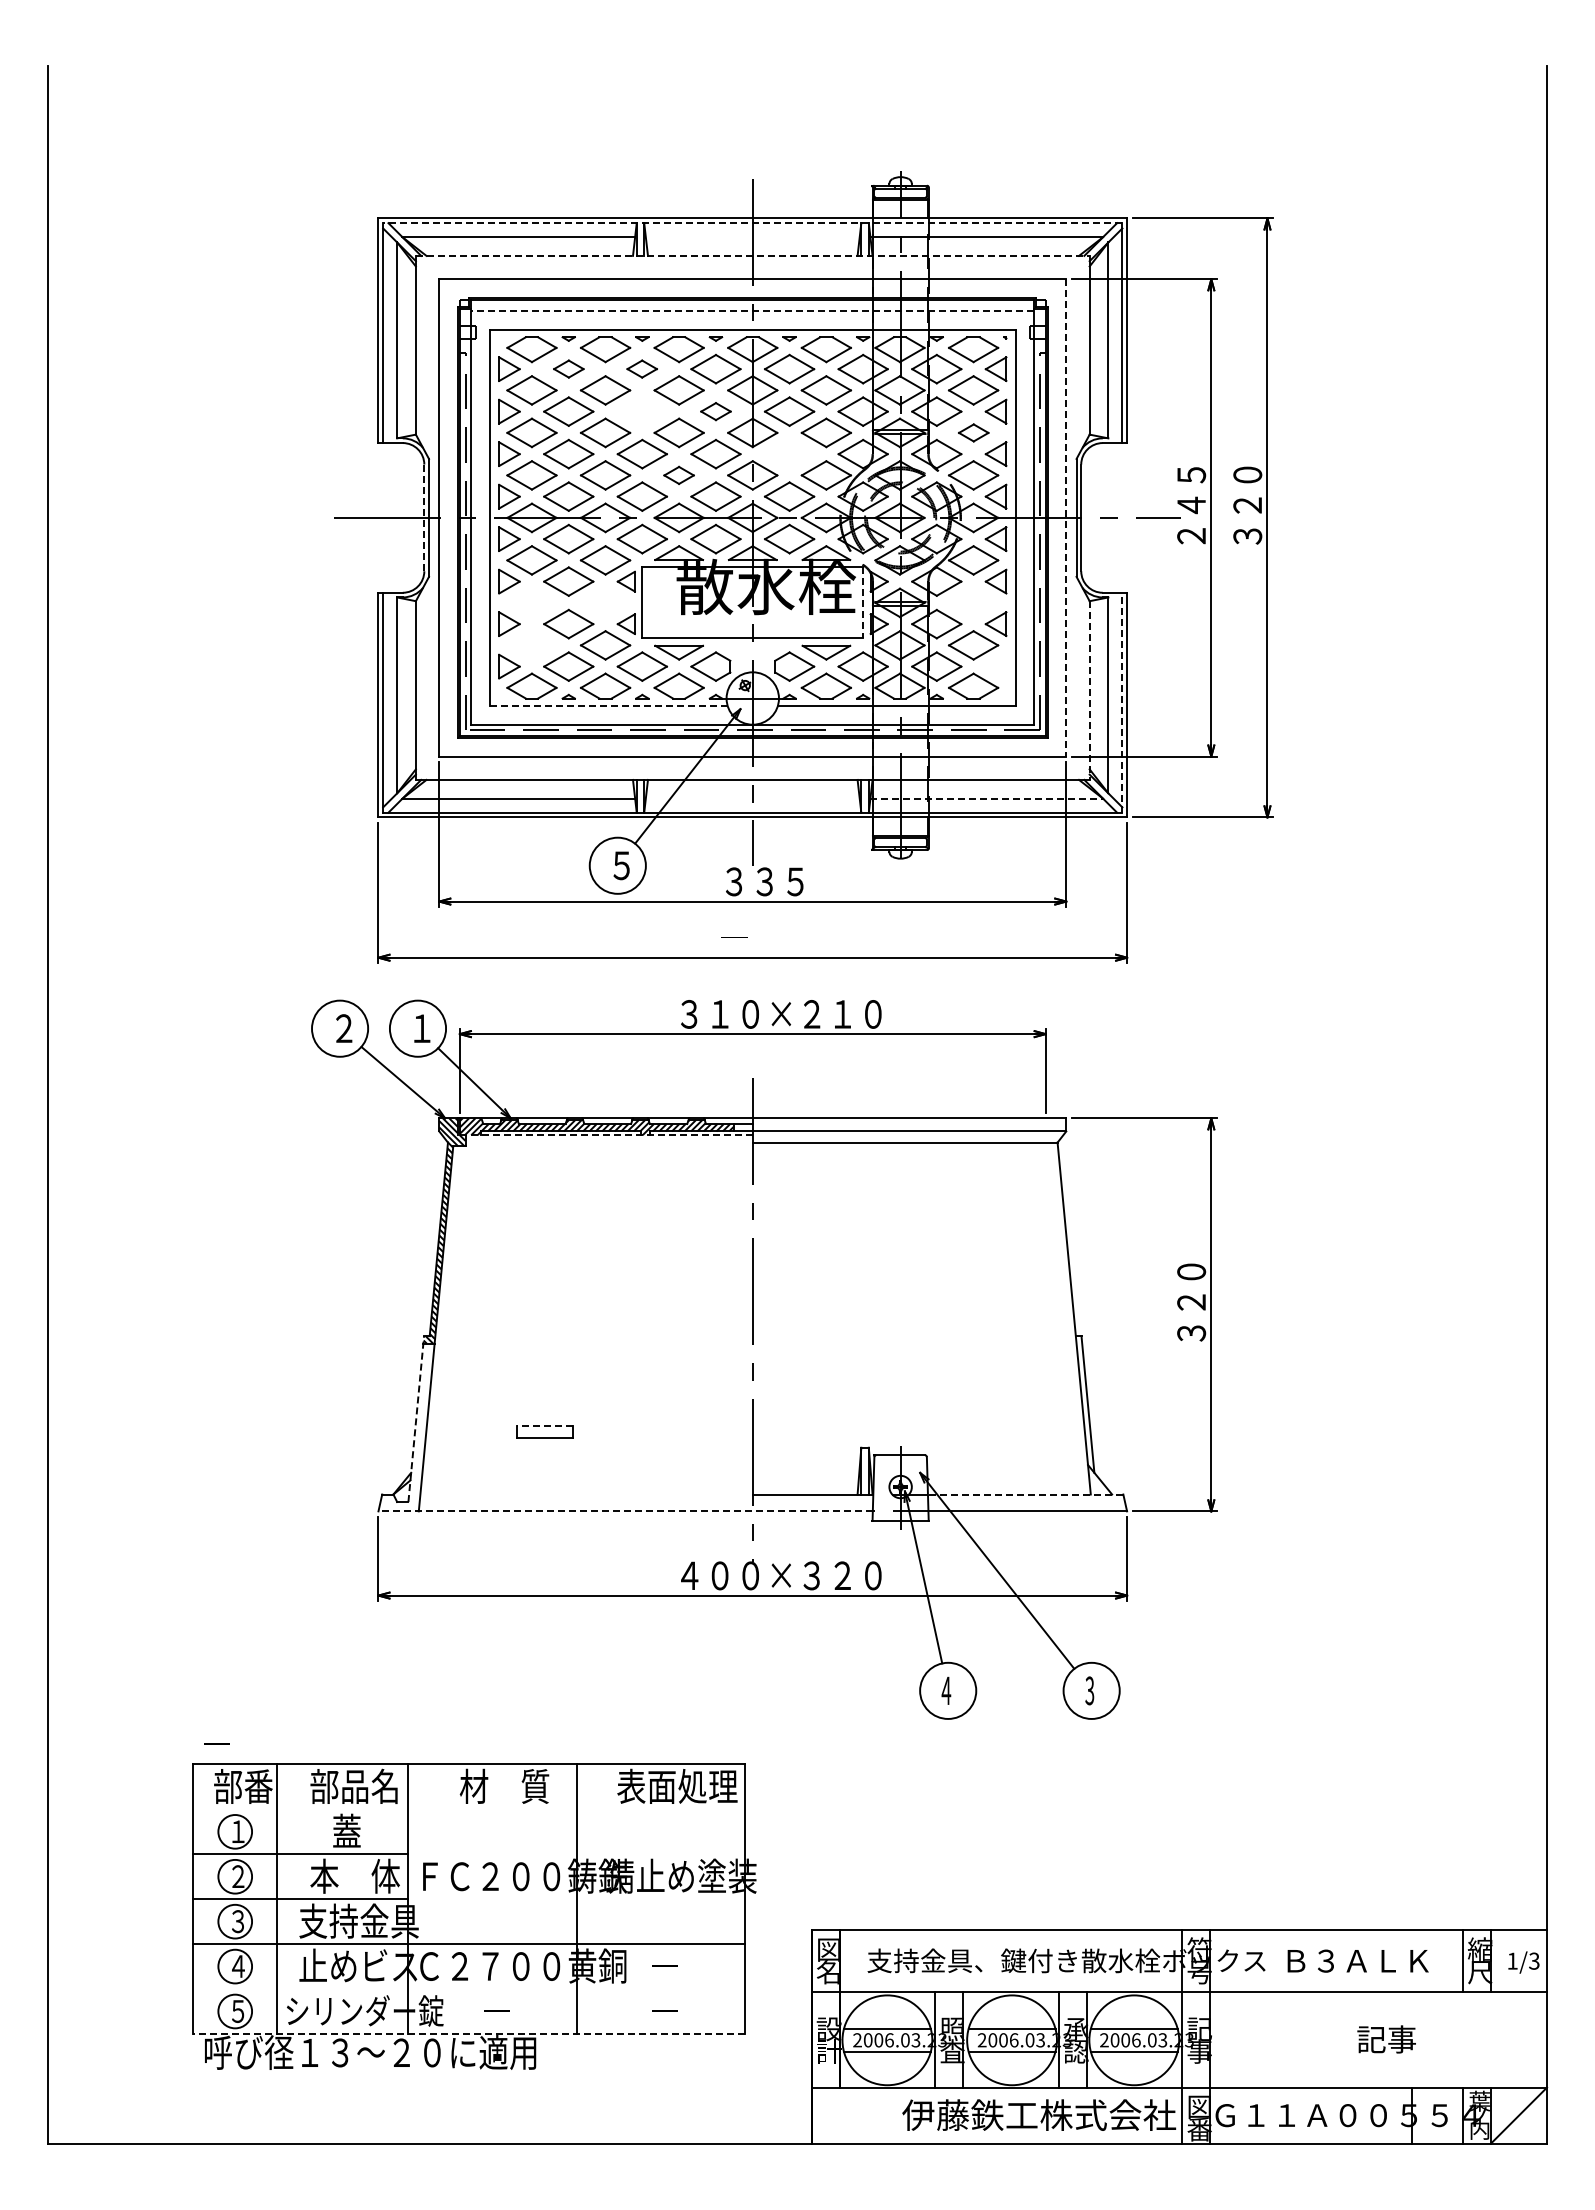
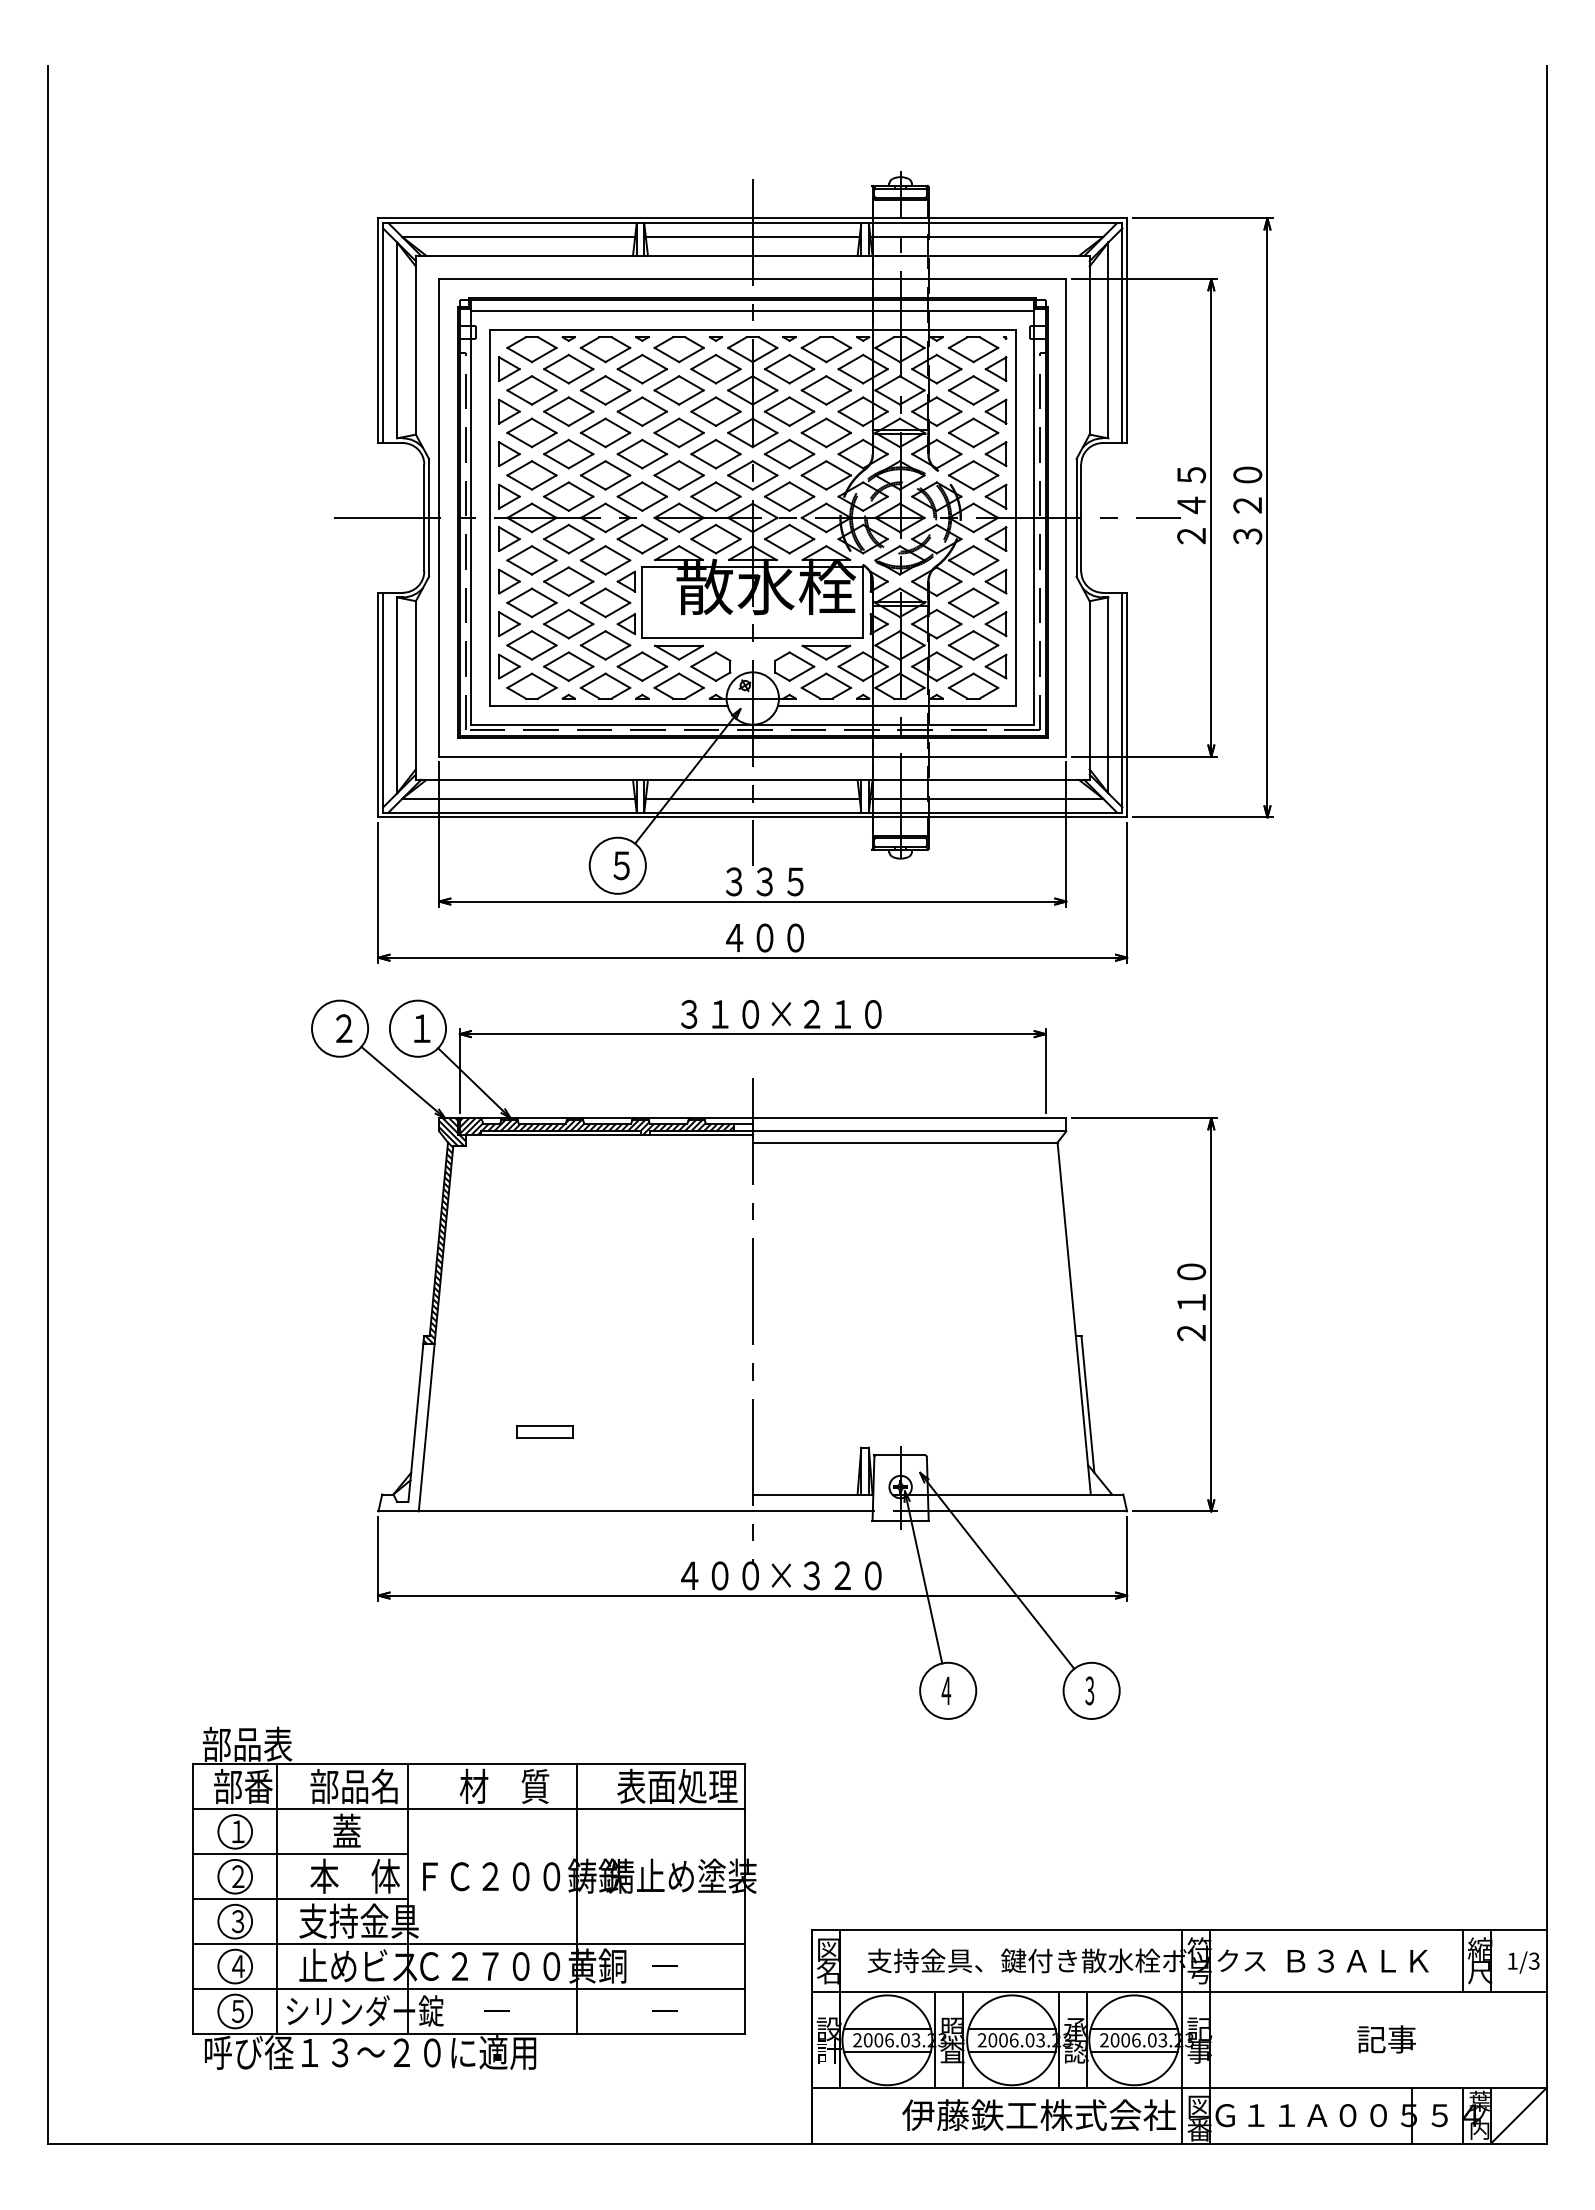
line: dashed -> solid (752, 223)
line: none -> present (752, 237)
line: dashed -> solid (752, 255)
line: dashed -> solid (752, 311)
part size: 32x20 px -> 52x32 px (568, 368)
part size: 32x20 px -> 52x32 px (641, 368)
part: none -> present (641, 411)
part size: 32x20 px -> 52x31 px (715, 411)
part size: 32x20 px -> 52x32 px (973, 432)
part: none -> present (789, 453)
part size: 32x20 px -> 52x31 px (678, 475)
line: dashed -> solid (424, 517)
line: dashed -> solid (1066, 517)
part: none -> present (531, 602)
part: none -> present (605, 602)
part: none -> present (973, 602)
line: dashed -> solid (863, 603)
part: none -> present (531, 645)
part: none -> present (995, 666)
line: dashed -> solid (1089, 691)
line: dashed -> solid (1122, 702)
line: dashed -> solid (608, 706)
line: none -> present (752, 798)
line: dashed -> solid (987, 798)
text: ― -> ４００ (762, 937)
line: dashed -> solid (604, 1135)
text: ３２０ -> ２１０ (1191, 1317)
line: dashed -> solid (416, 1418)
line: dashed -> solid (544, 1426)
line: dashed -> solid (1025, 1494)
line: dashed -> solid (625, 1511)
text: ― -> 部品表 (247, 1743)
line: none -> present (469, 1809)
line: none -> present (469, 1989)
line: dashed -> solid (468, 2033)
